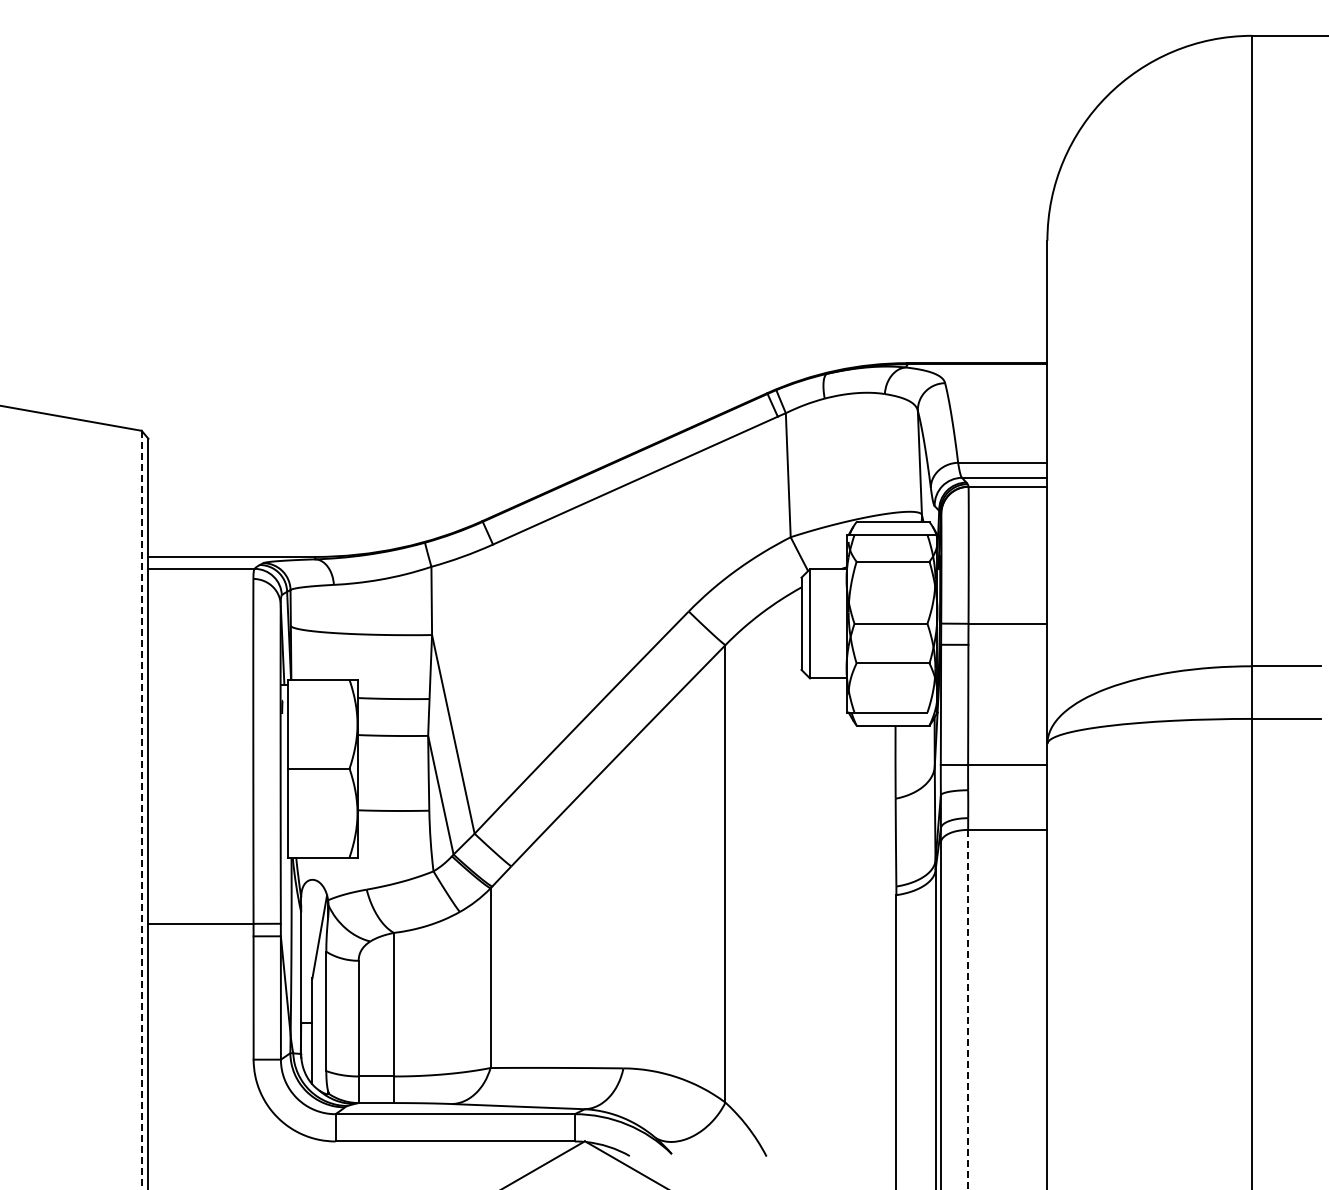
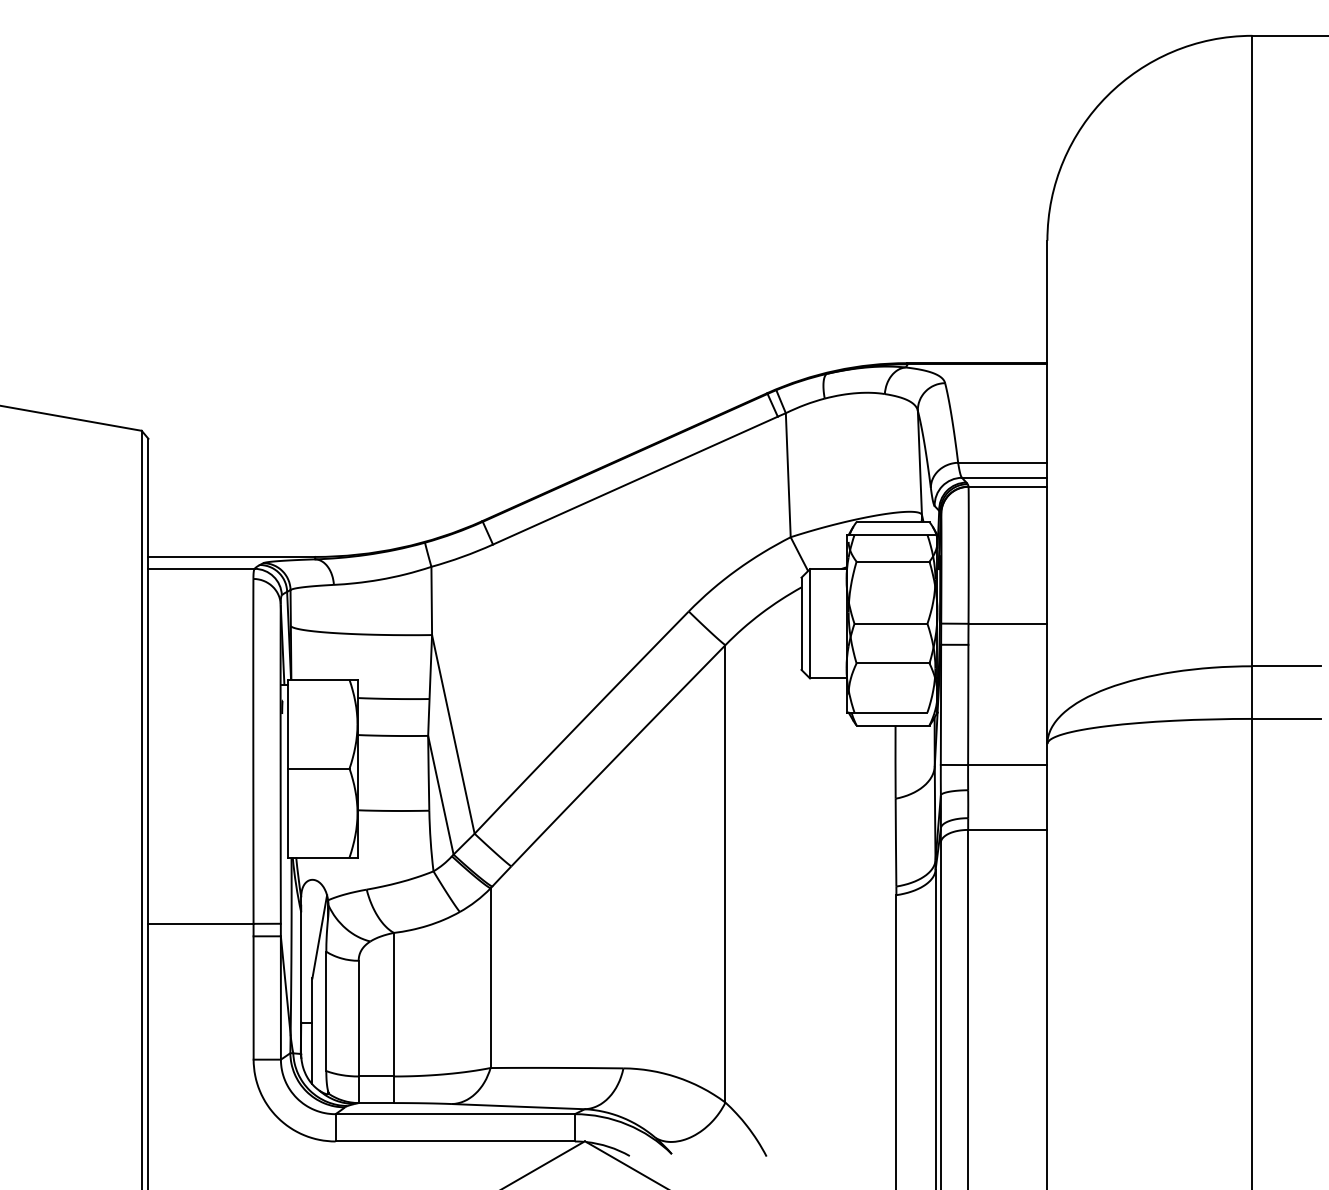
line: dashed -> solid (141, 810)
line: dashed -> solid (968, 1009)
